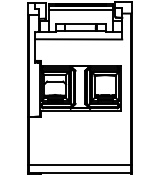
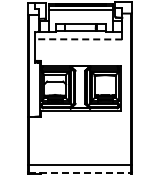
line: solid -> dashed (78, 39)
line: solid -> dashed (80, 173)
